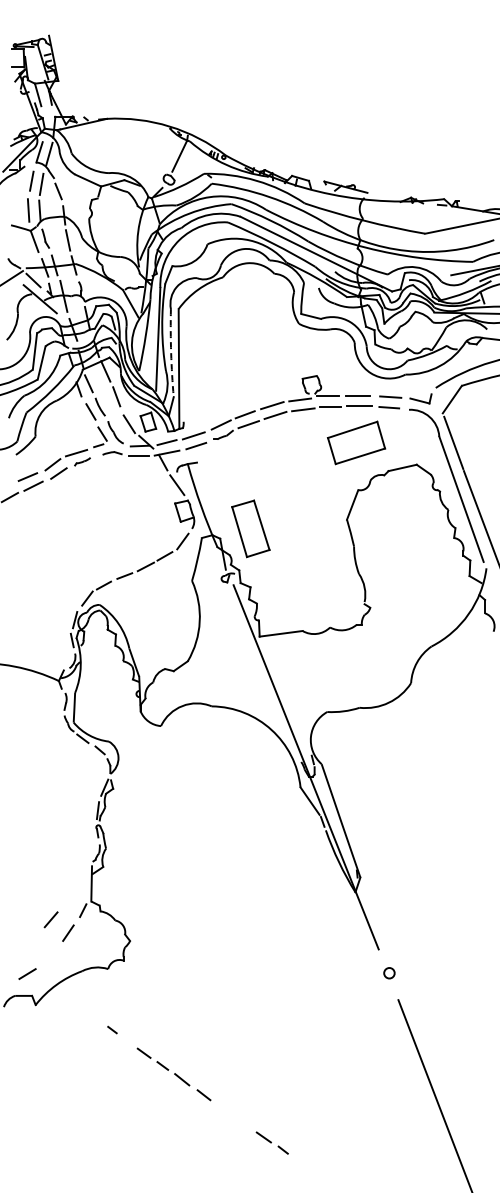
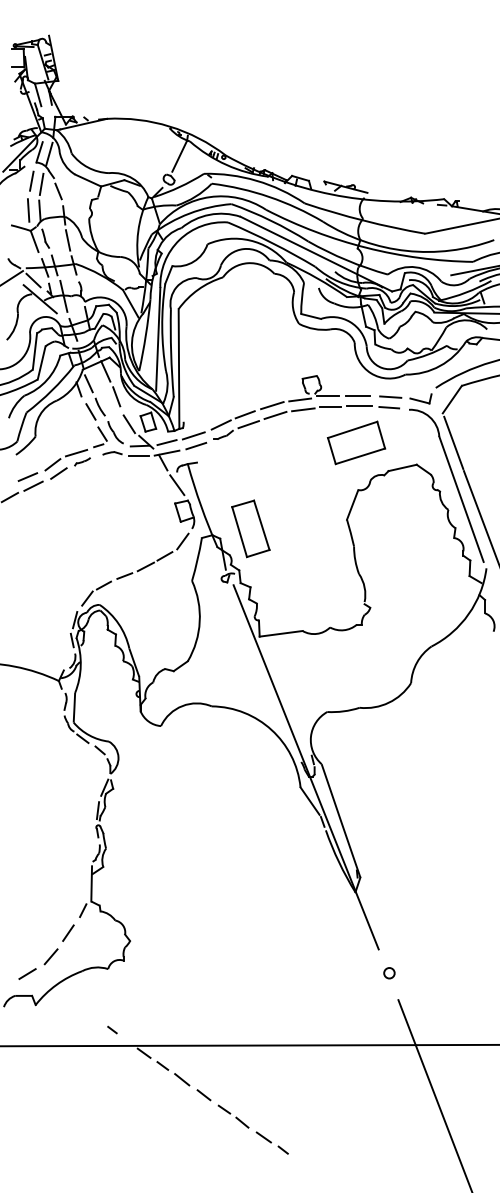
arc: dashed -> solid (171, 353)
line position: (50, 919) -> (50, 956) (50, 956)
line: none -> present (249, 1045)
part: none -> present (233, 1116)
